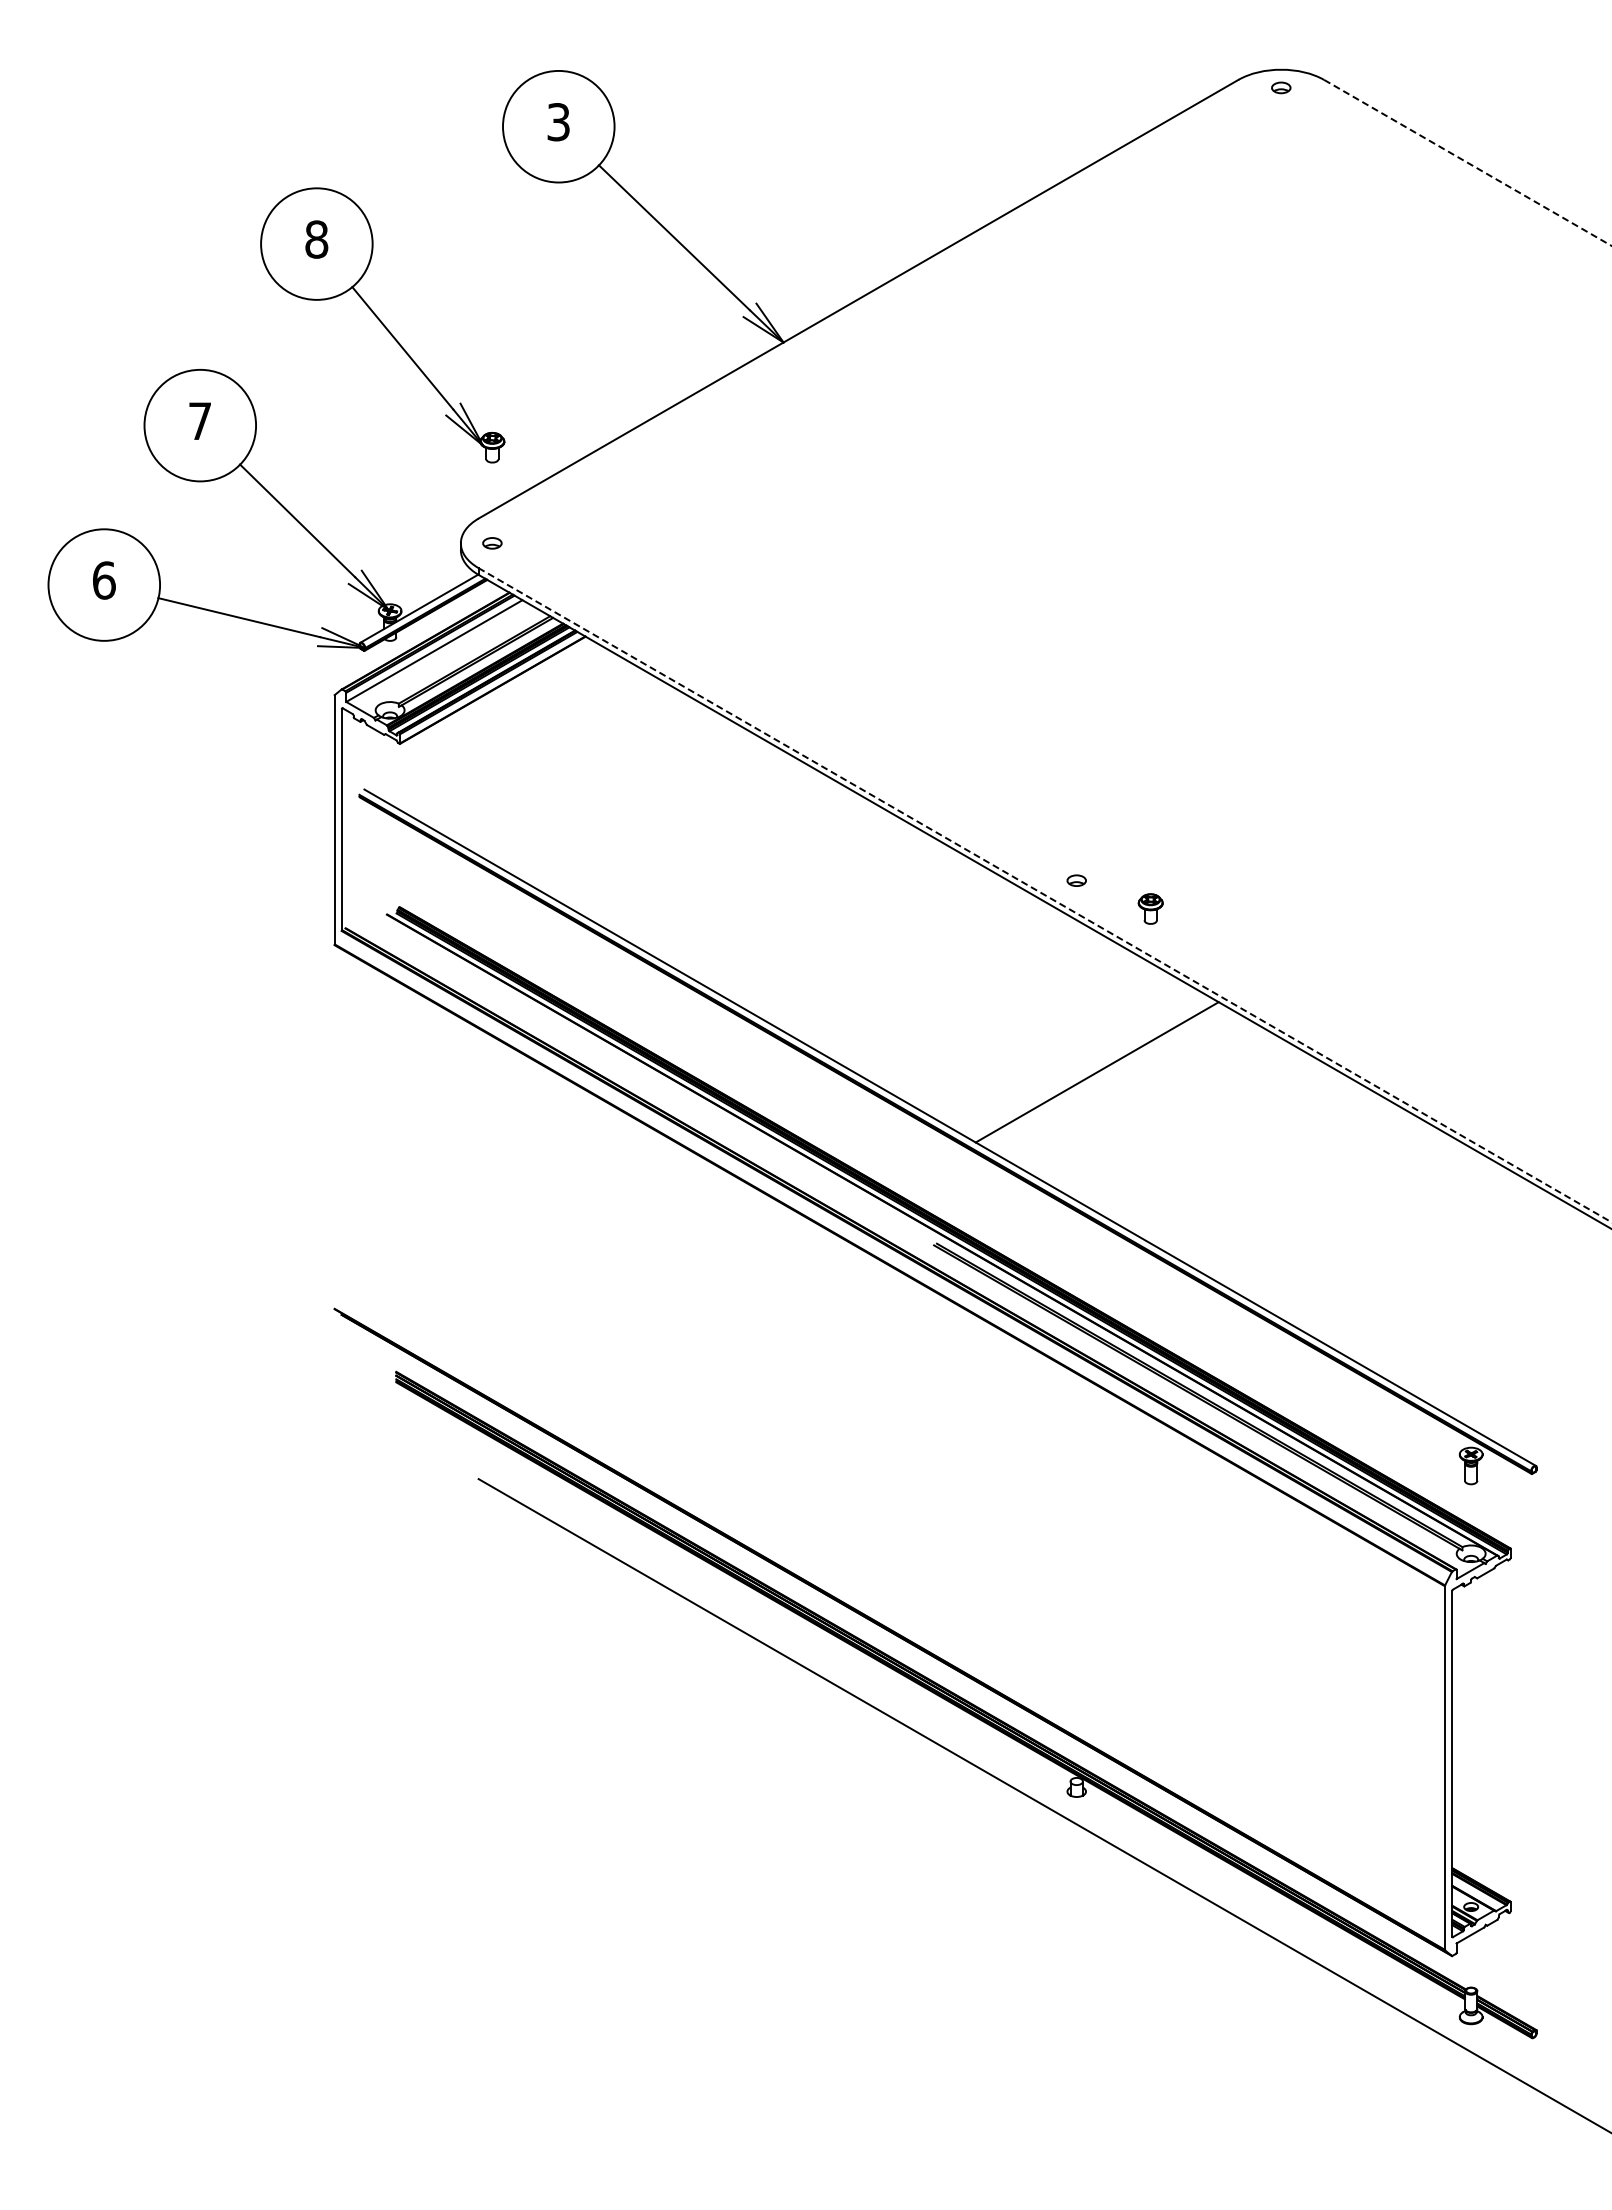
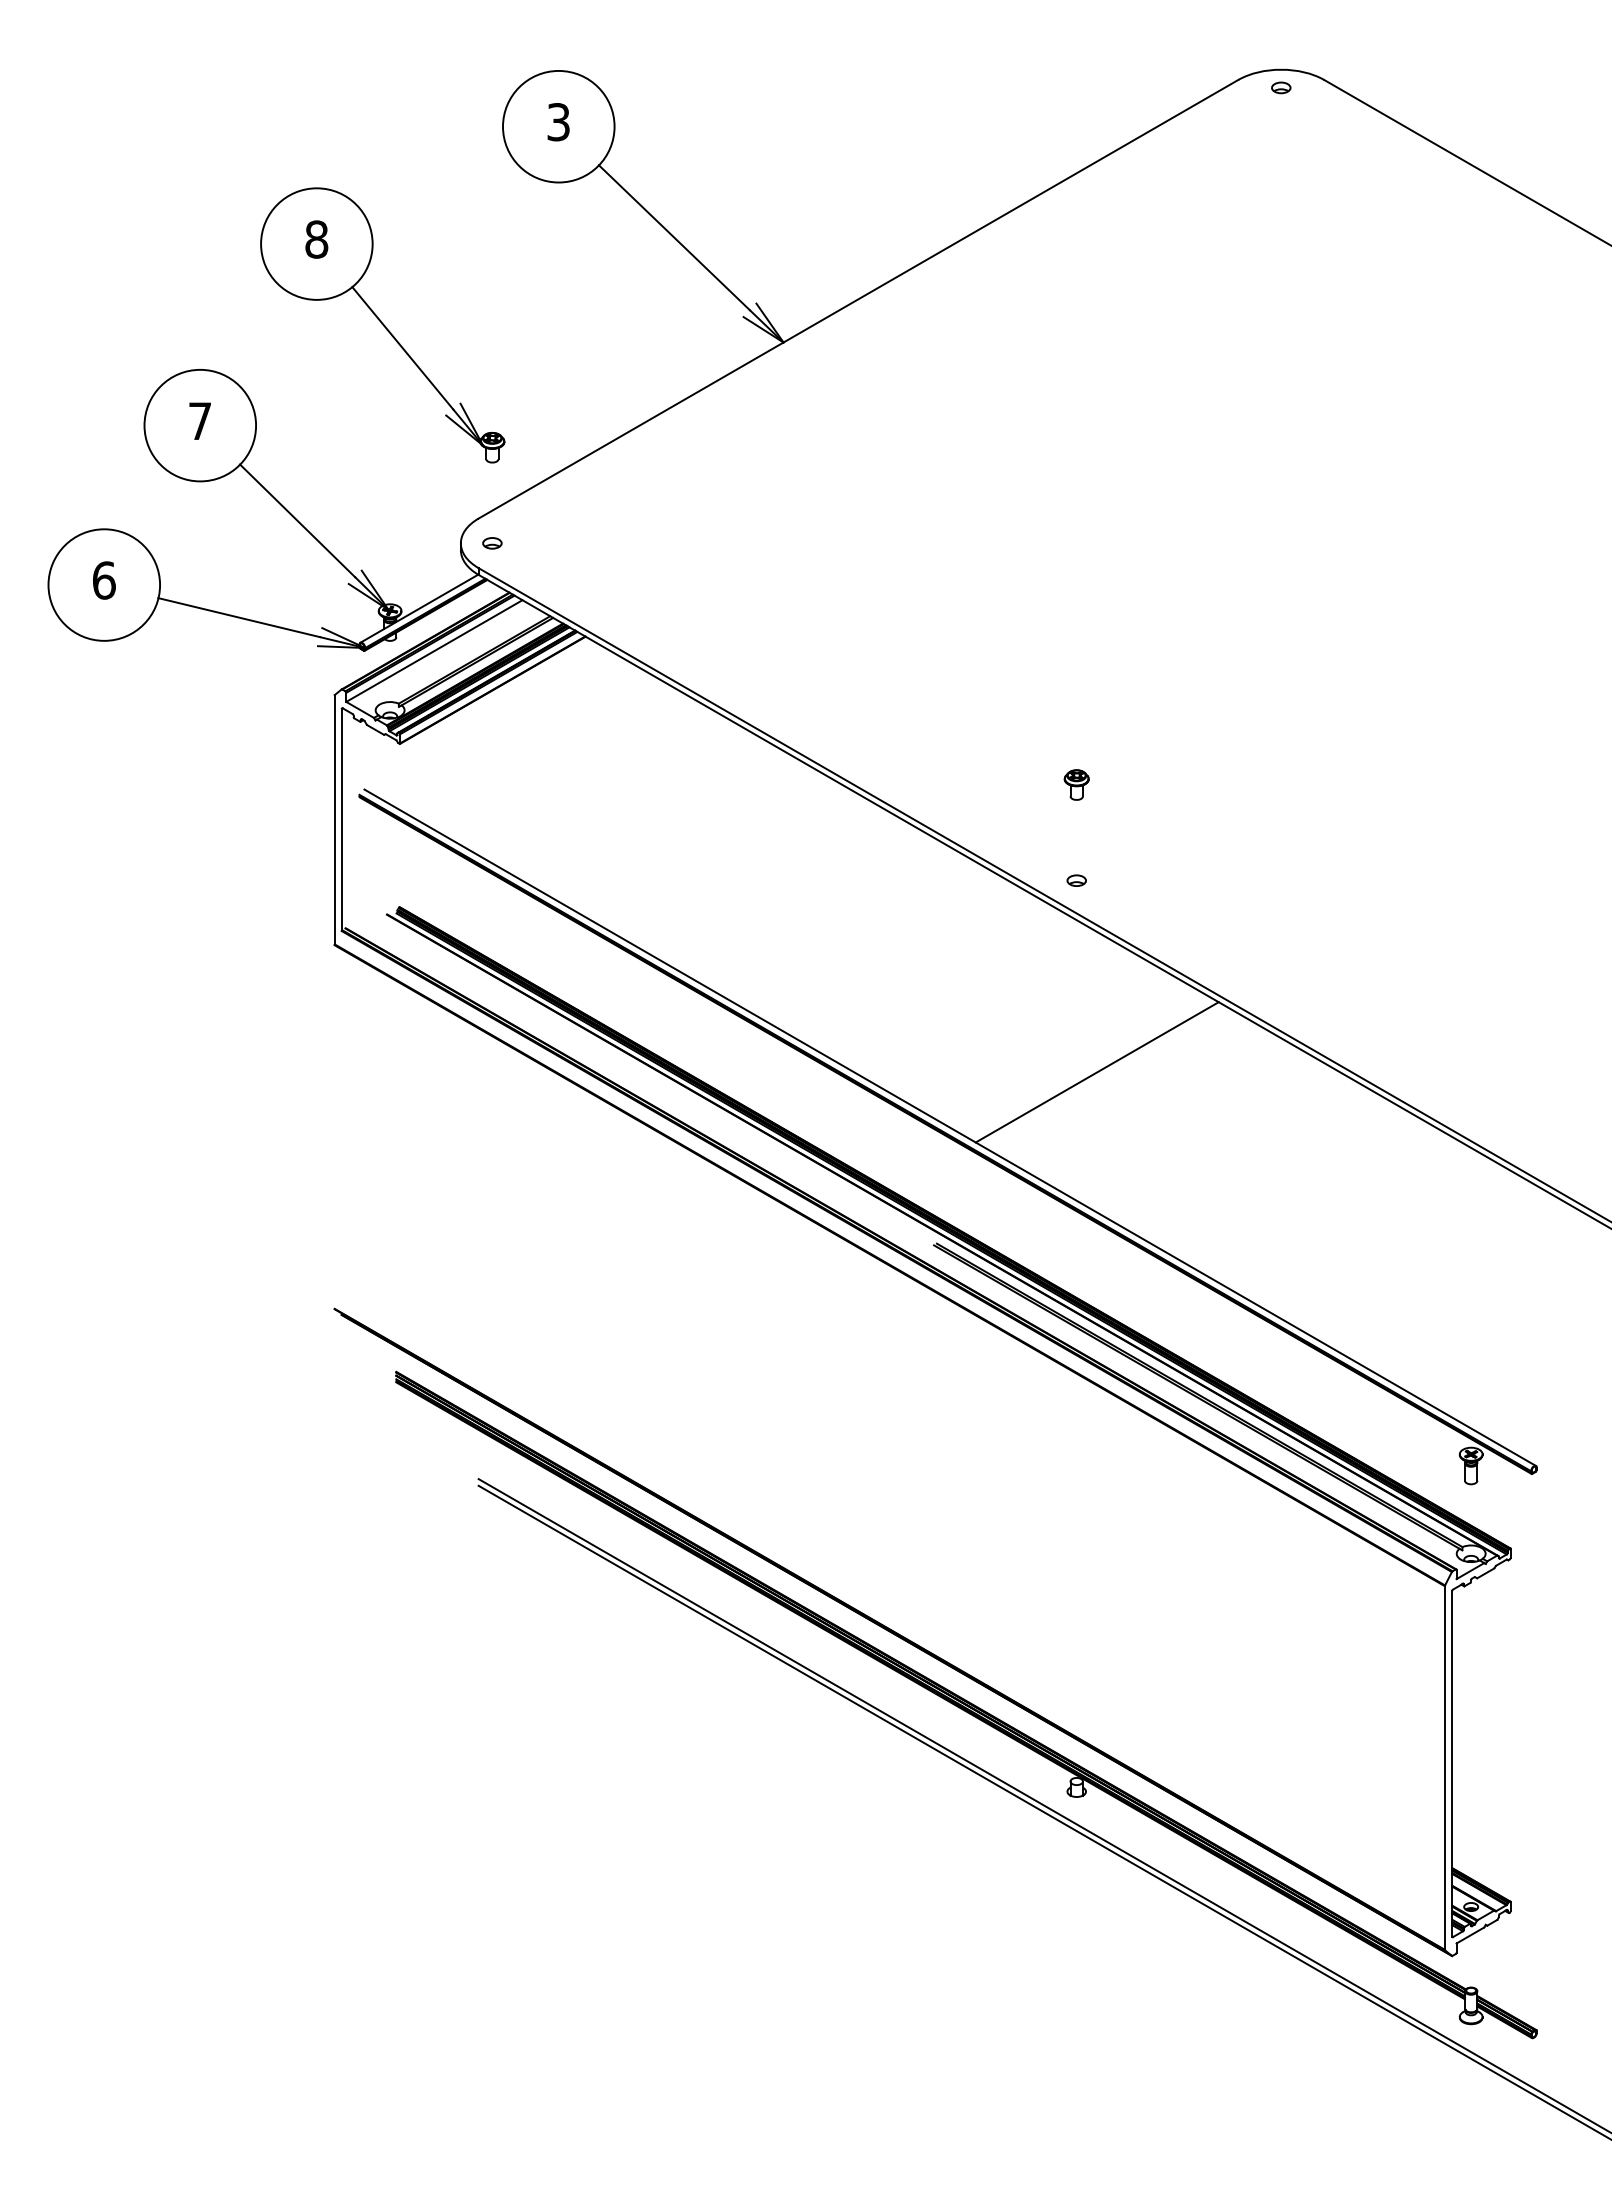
line: dashed -> solid (1467, 162)
line: dashed -> solid (1044, 895)
part position: (1150, 908) -> (1076, 784) (1076, 784)
line: none -> present (1043, 1811)
